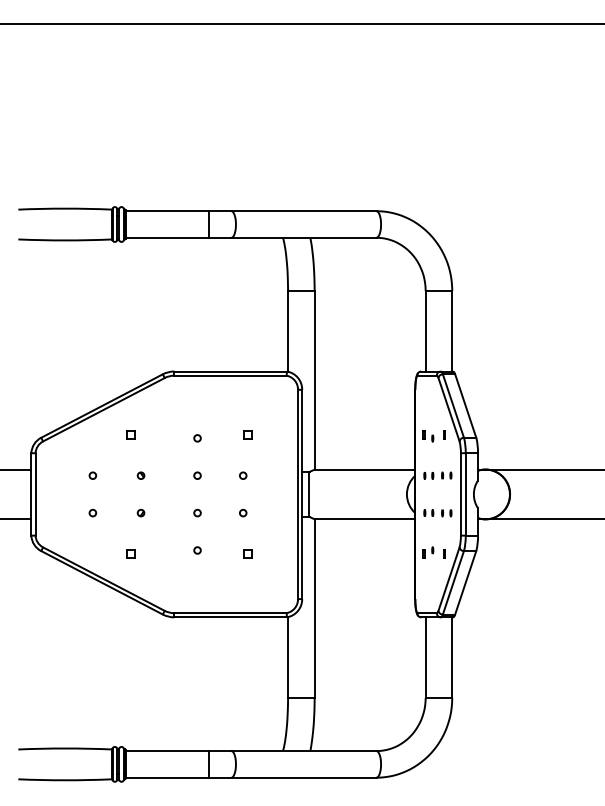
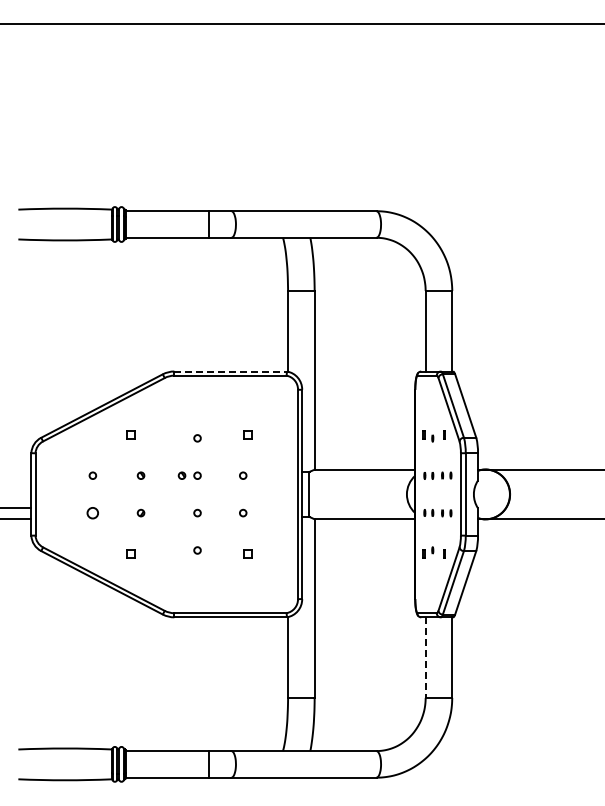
line: solid -> dashed (231, 371)
line position: (16, 469) -> (16, 507) (16, 507)
part: none -> present (181, 475)
circle size: 10x10 px -> 13x13 px (92, 513)
line: solid -> dashed (425, 658)
